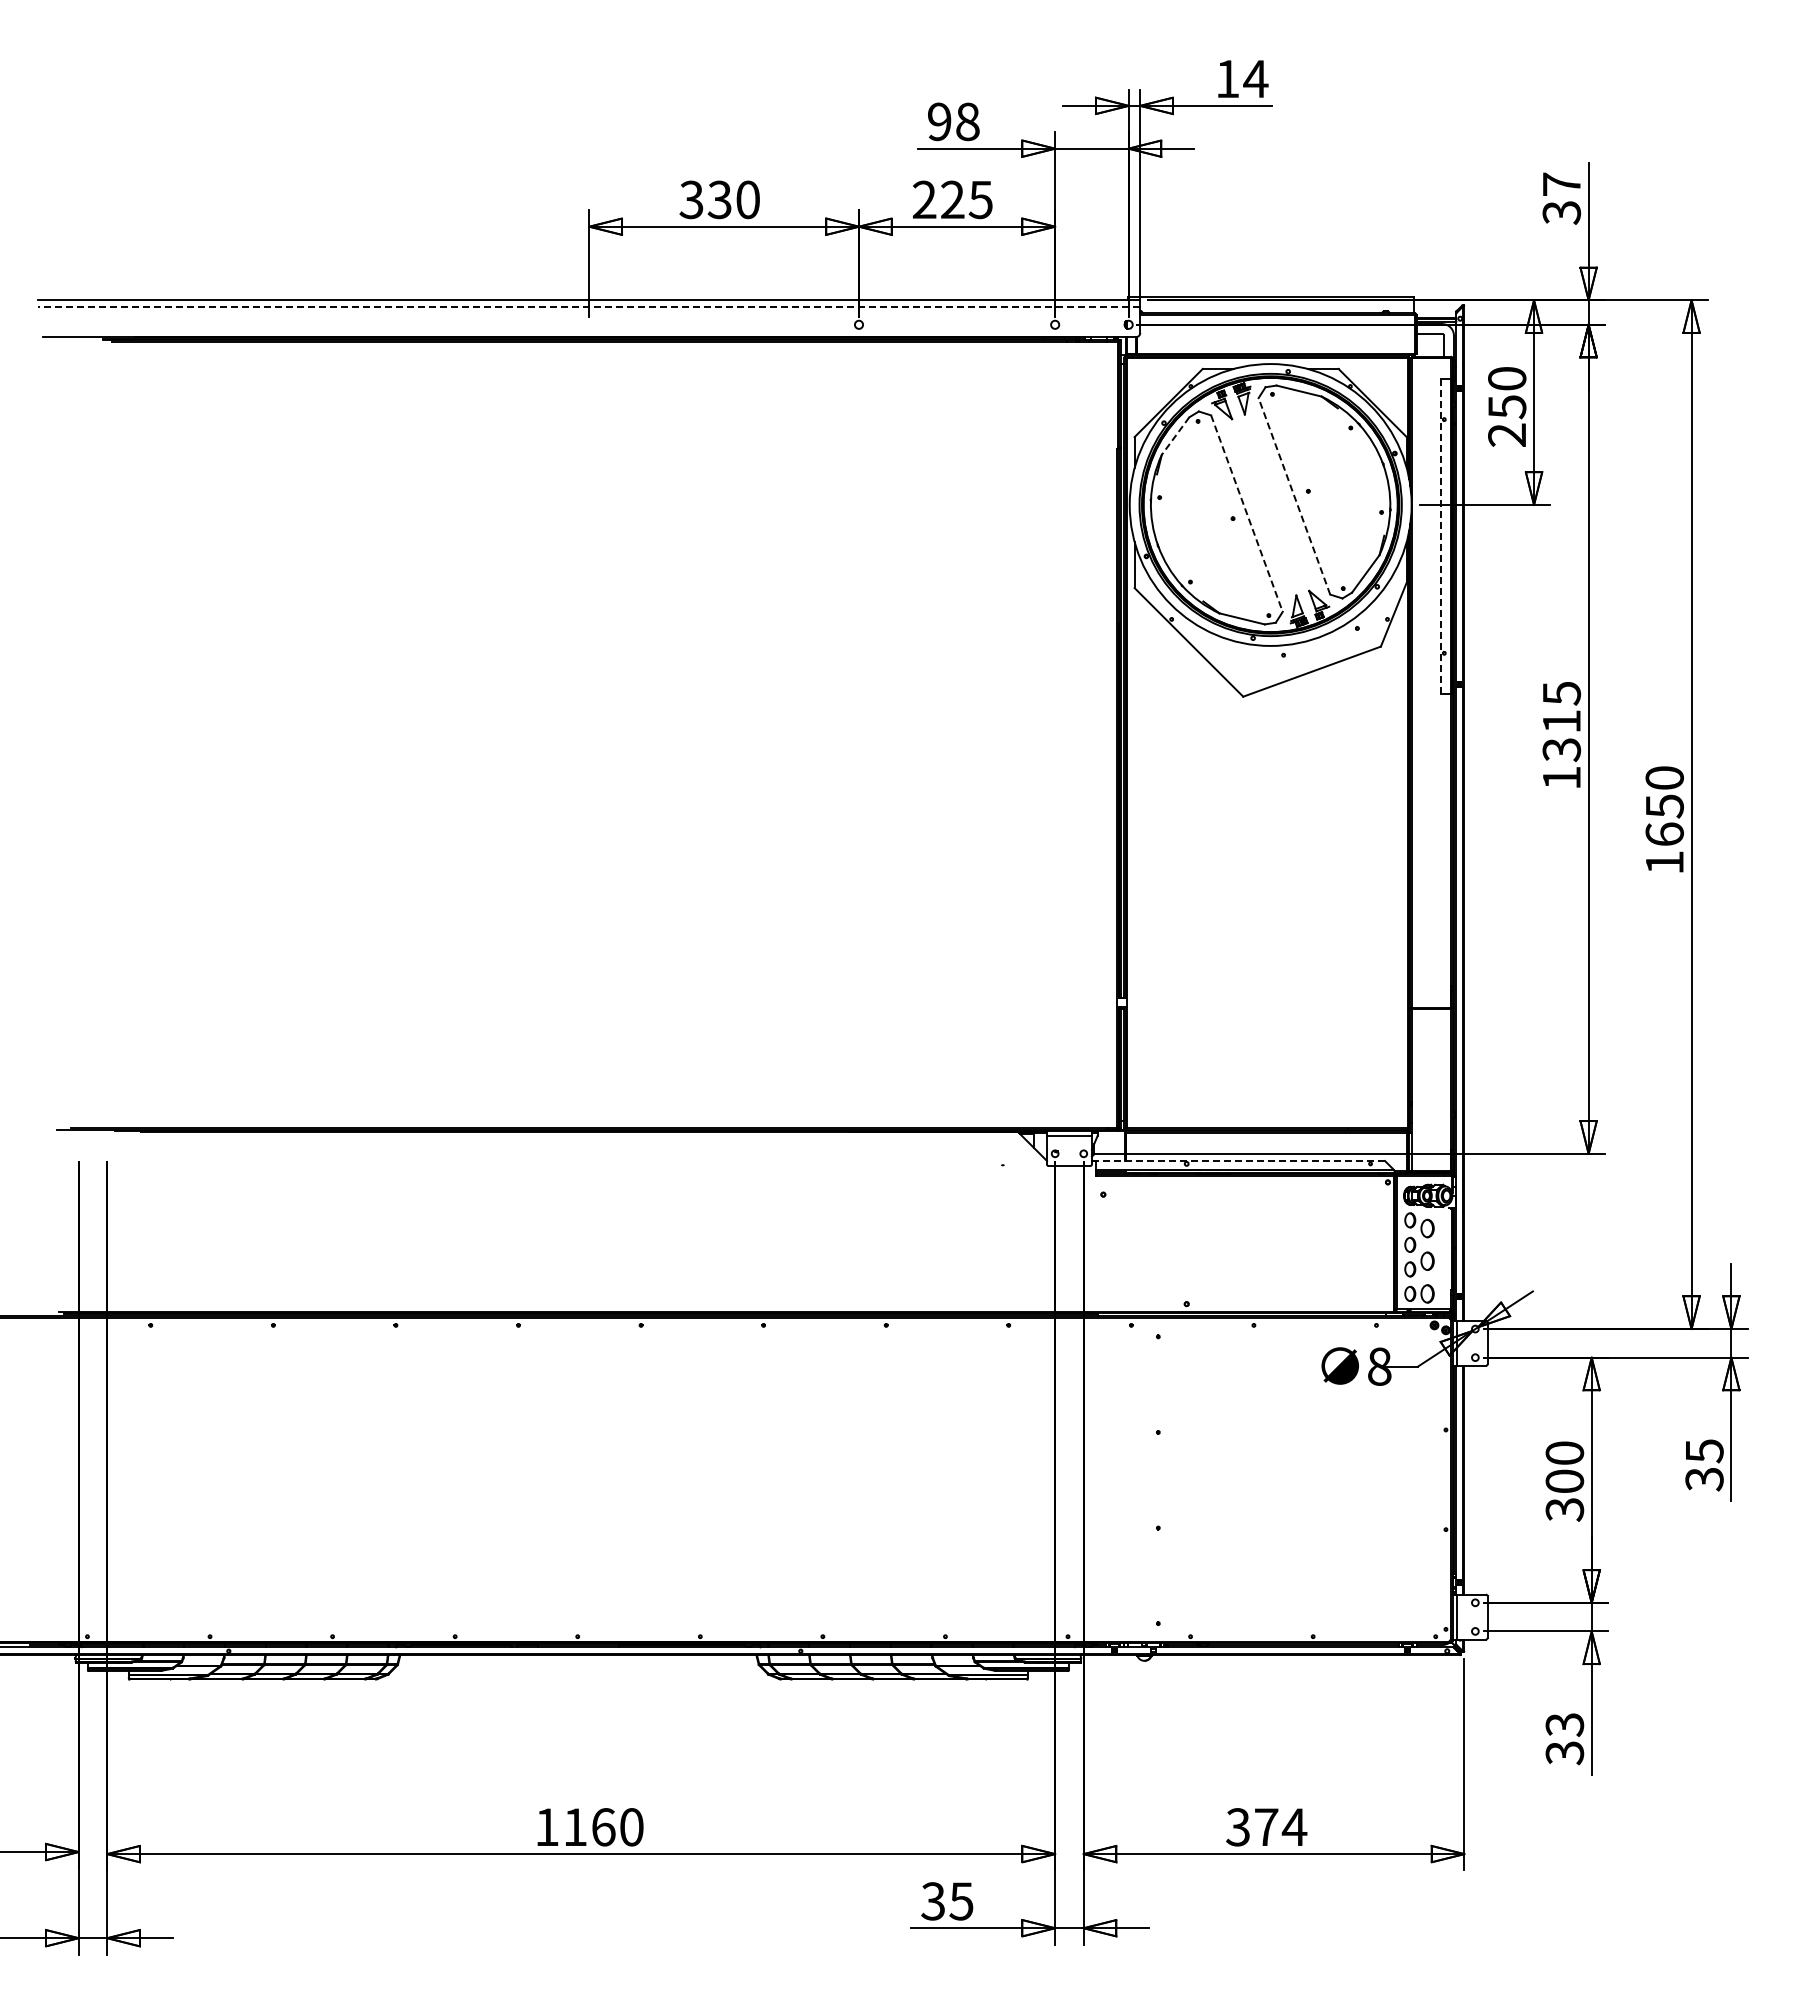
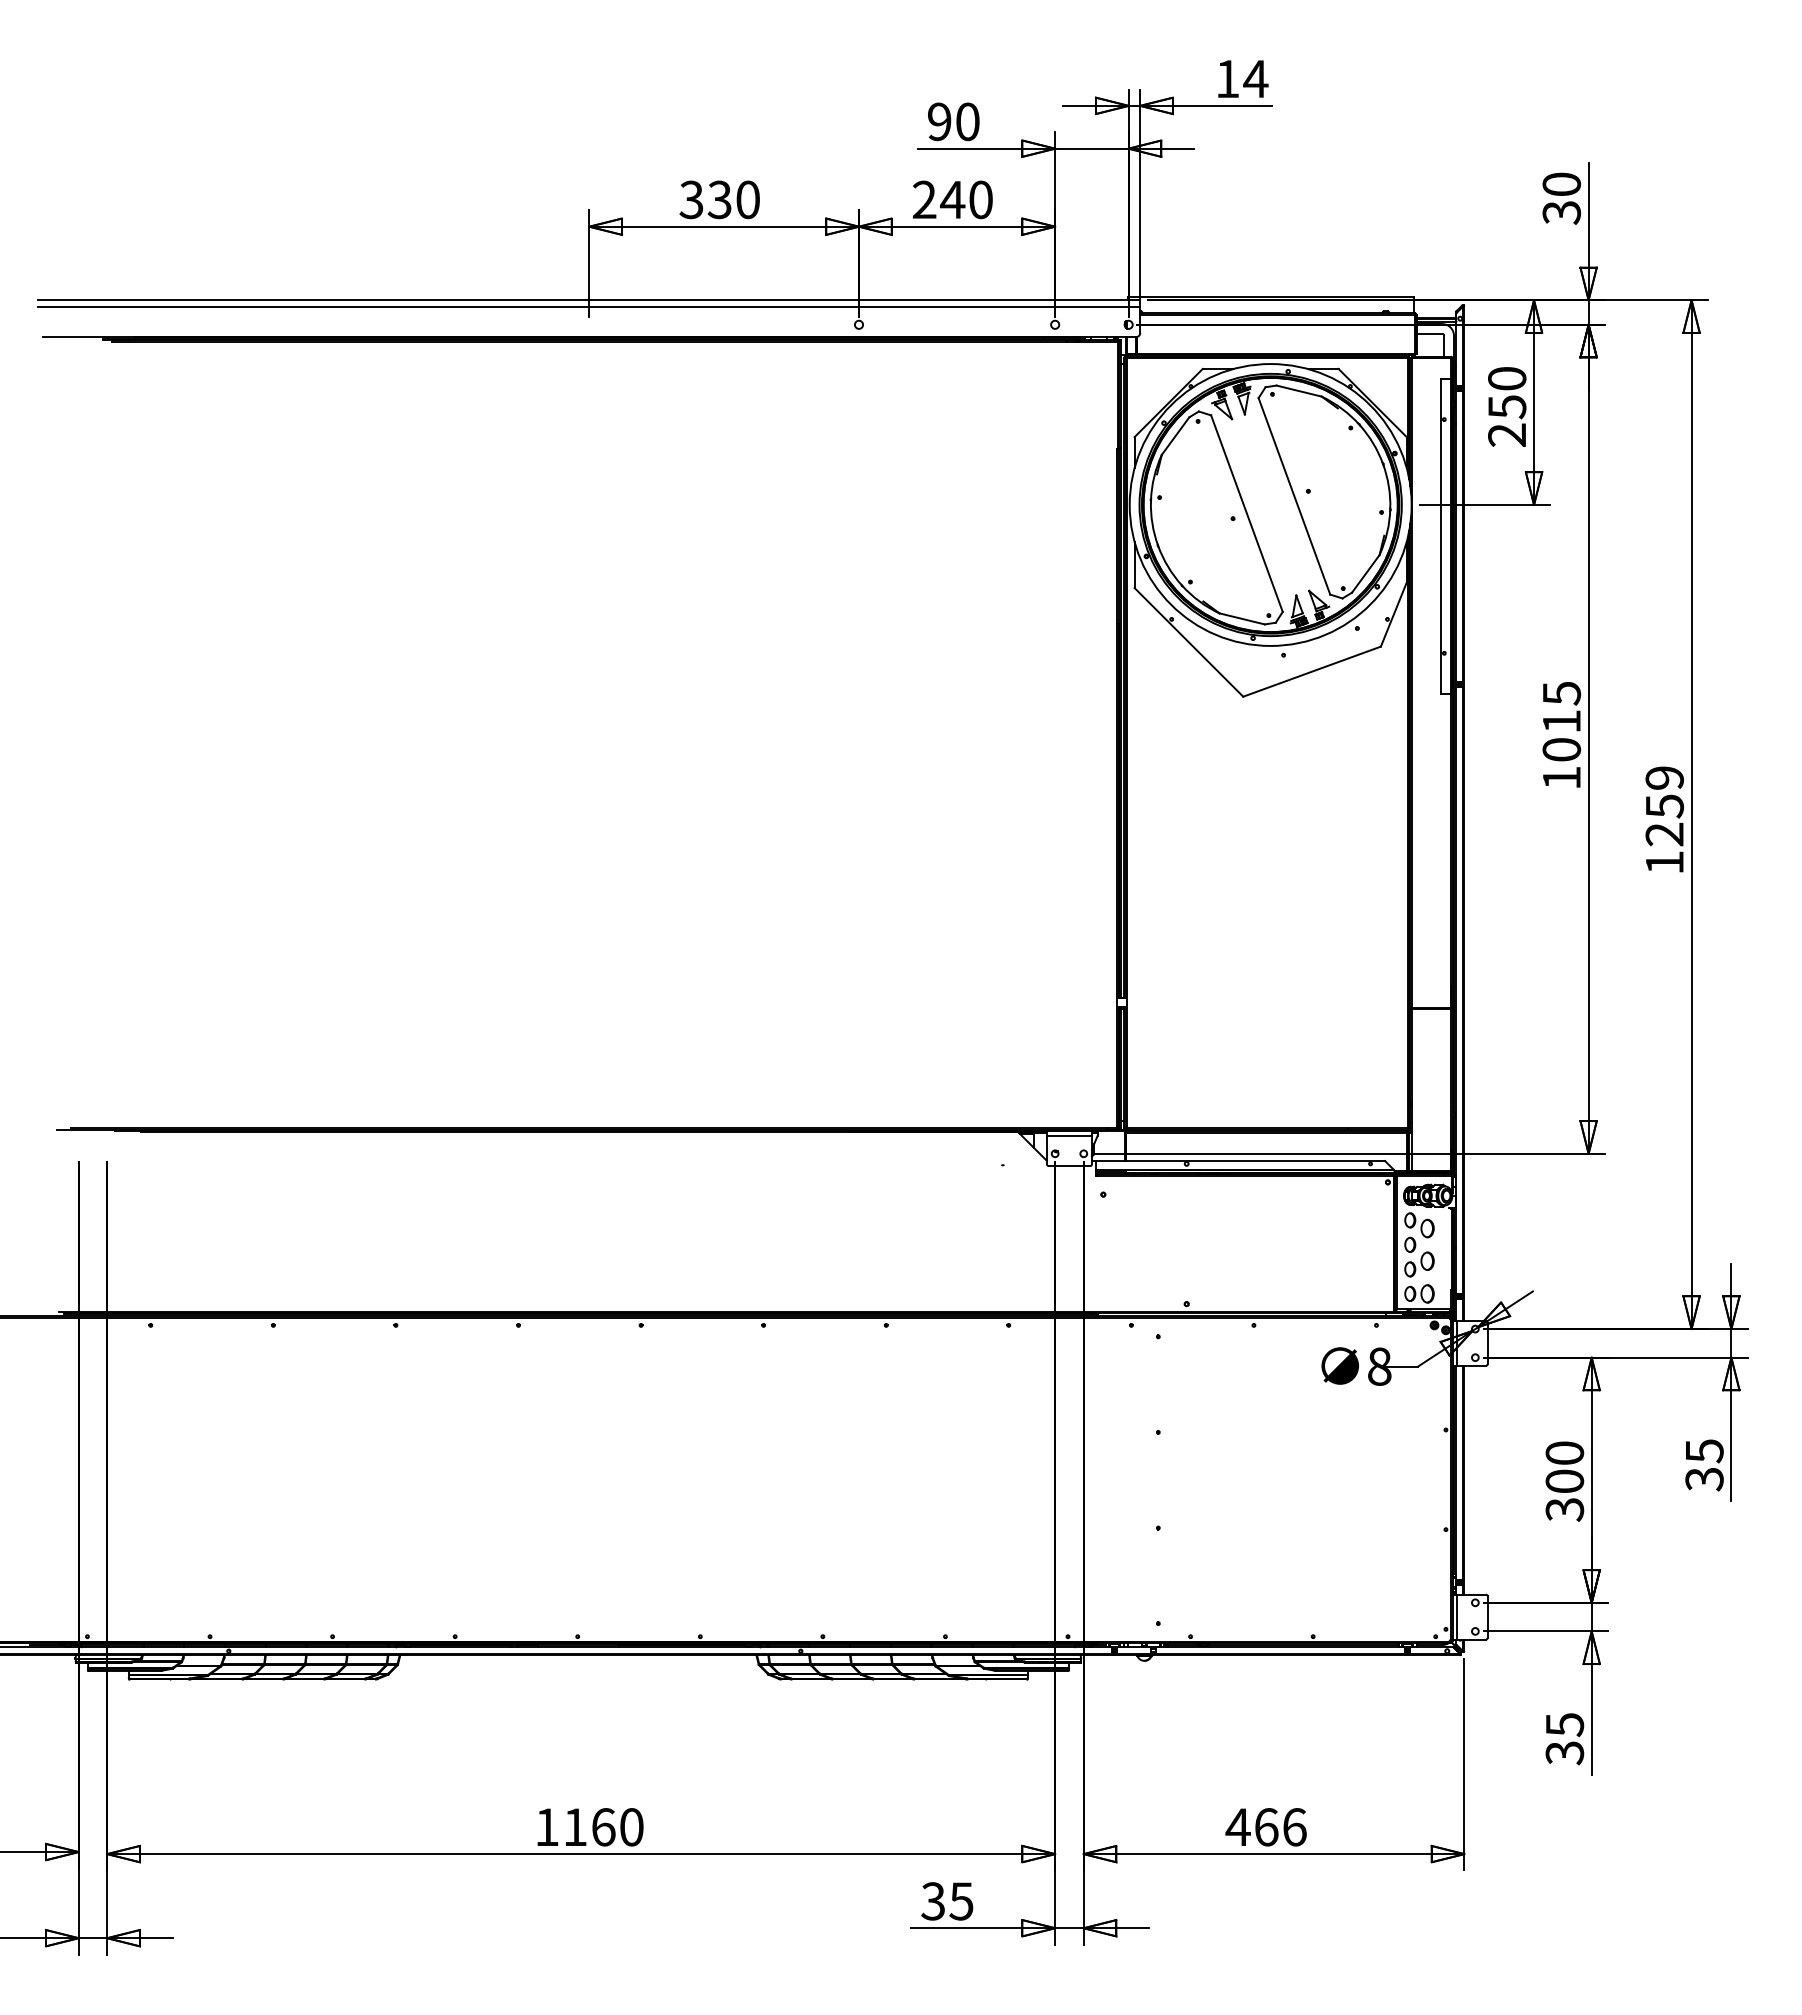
text: 98 -> 90 (967, 121)
text: 37 -> 30 (1561, 183)
text: 225 -> 240 (965, 199)
line: dashed -> solid (589, 306)
line: dashed -> solid (1175, 436)
line: dashed -> solid (1294, 496)
line: dashed -> solid (1246, 513)
line: dashed -> solid (1441, 536)
text: 1315 -> 1015 (1561, 750)
text: 1650 -> 1259 (1664, 806)
line: dashed -> solid (1238, 1161)
text: 33 -> 35 (1564, 1725)
text: 374 -> 466 (1266, 1827)
